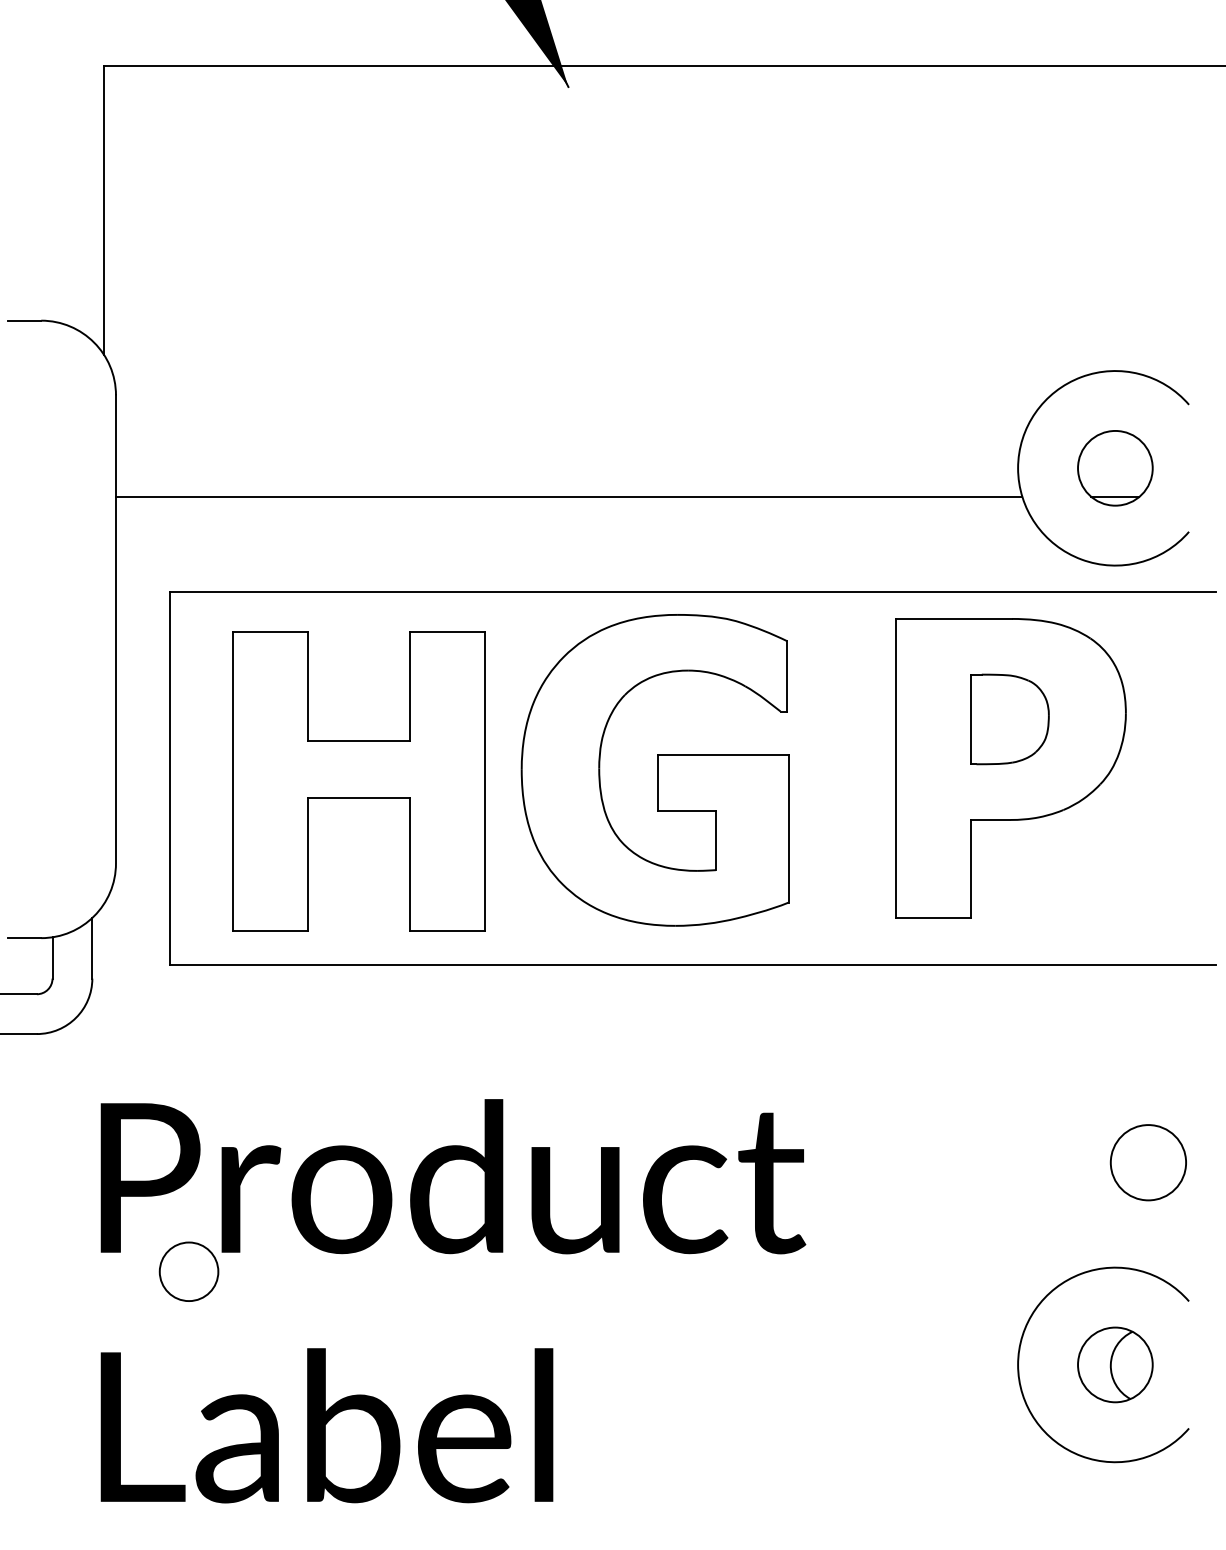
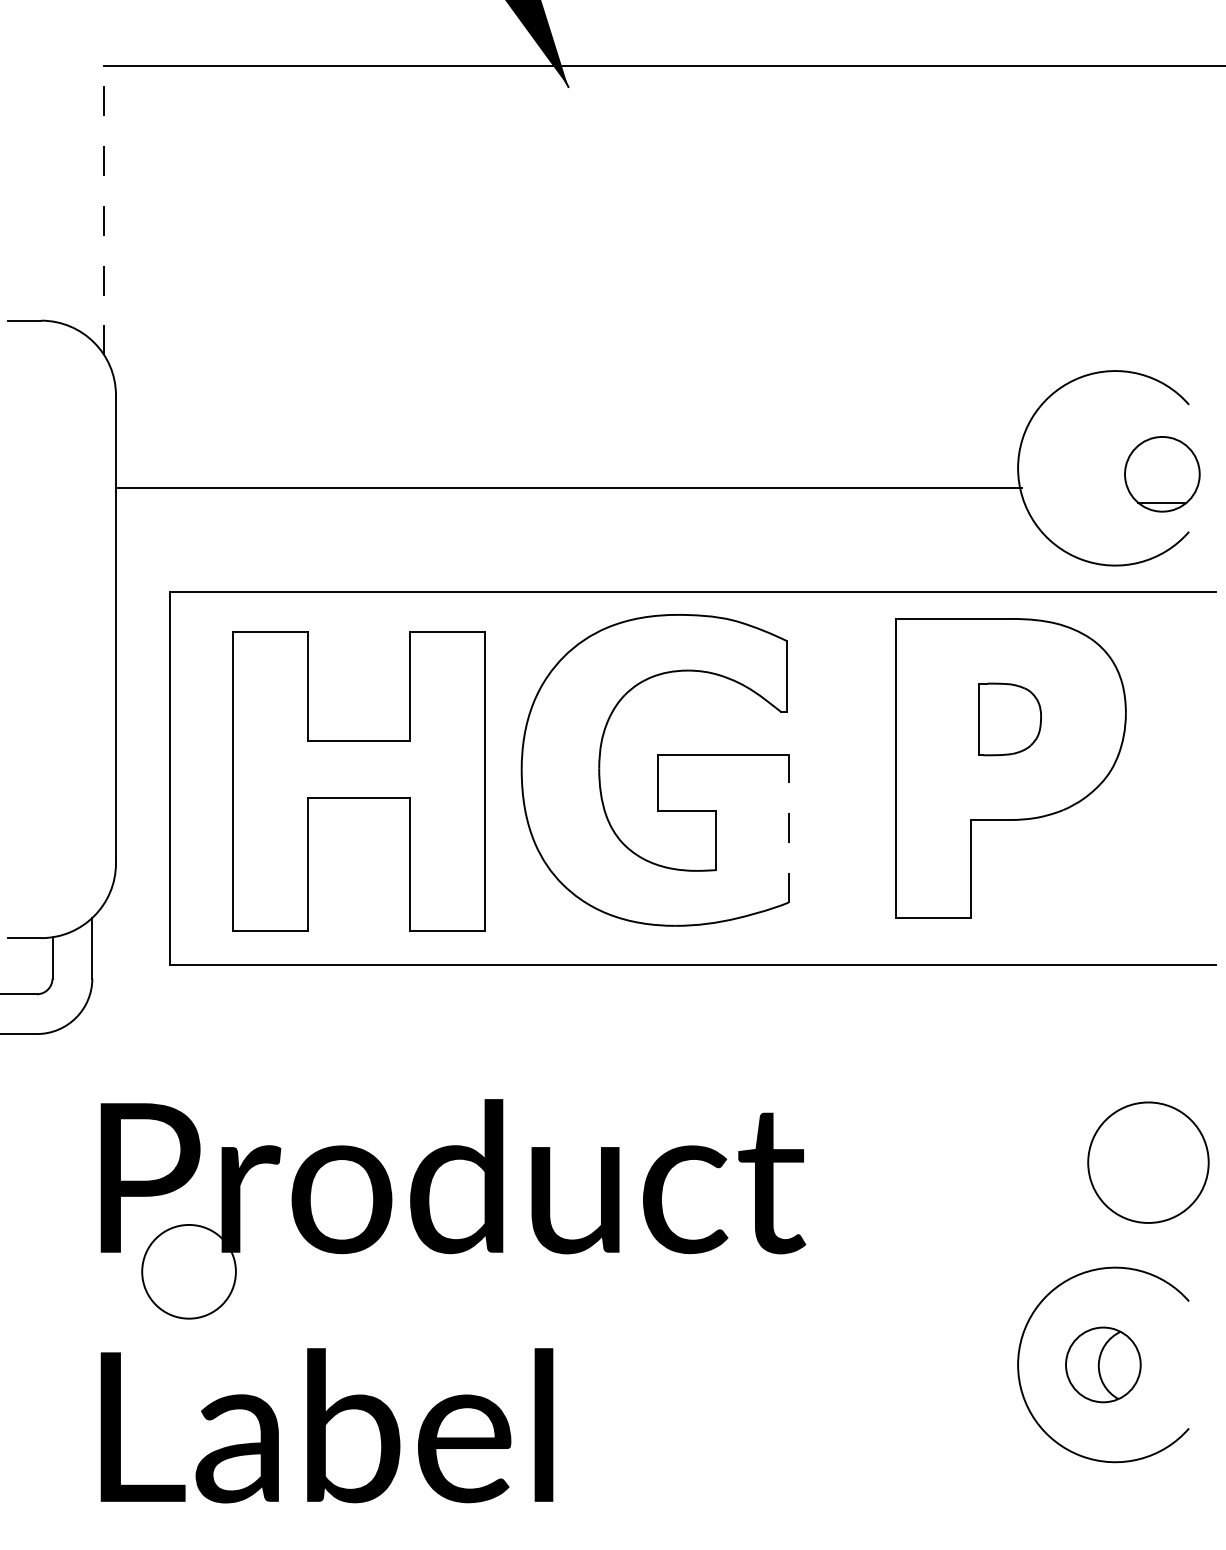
line: solid -> dashed (104, 210)
part position: (1115, 468) -> (1162, 474) (1162, 474)
line position: (569, 496) -> (569, 487) (569, 487)
part size: 80x93 px -> 64x75 px (1009, 719)
line: solid -> dashed (788, 828)
circle diameter: 75 px -> 121 px (1148, 1162)
circle diameter: 59 px -> 94 px (188, 1271)
part position: (1115, 1364) -> (1103, 1364) (1103, 1364)
